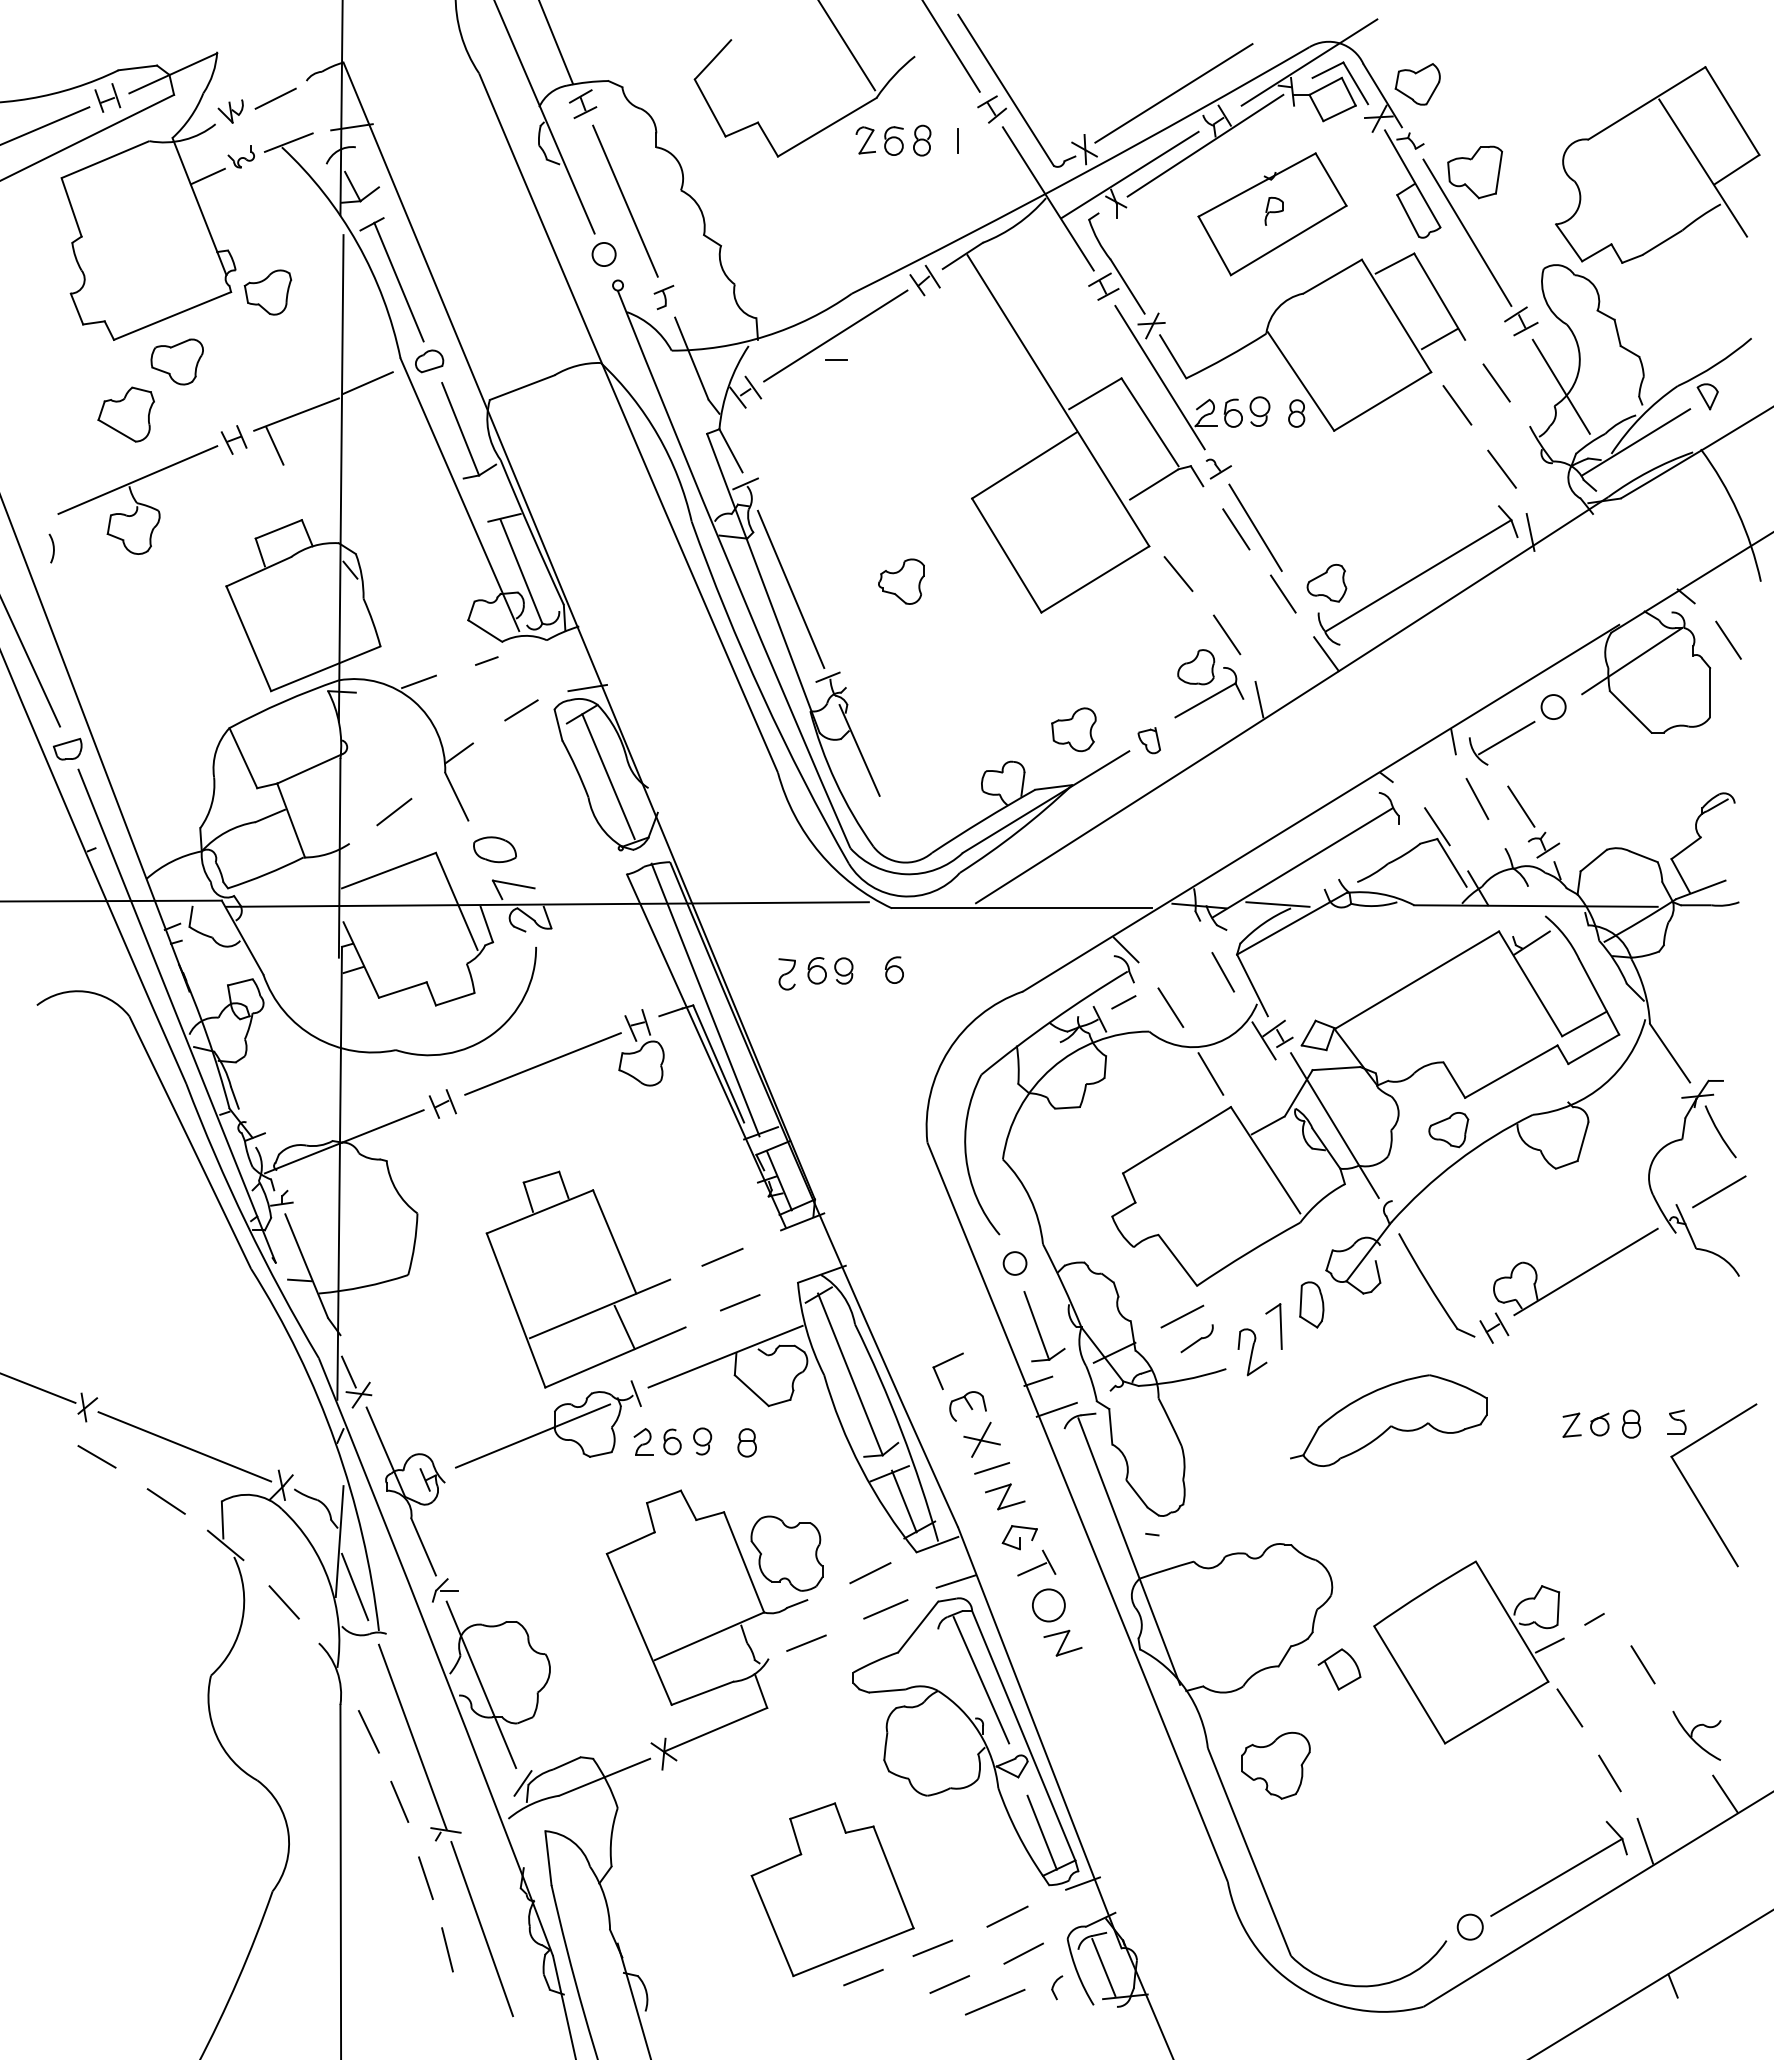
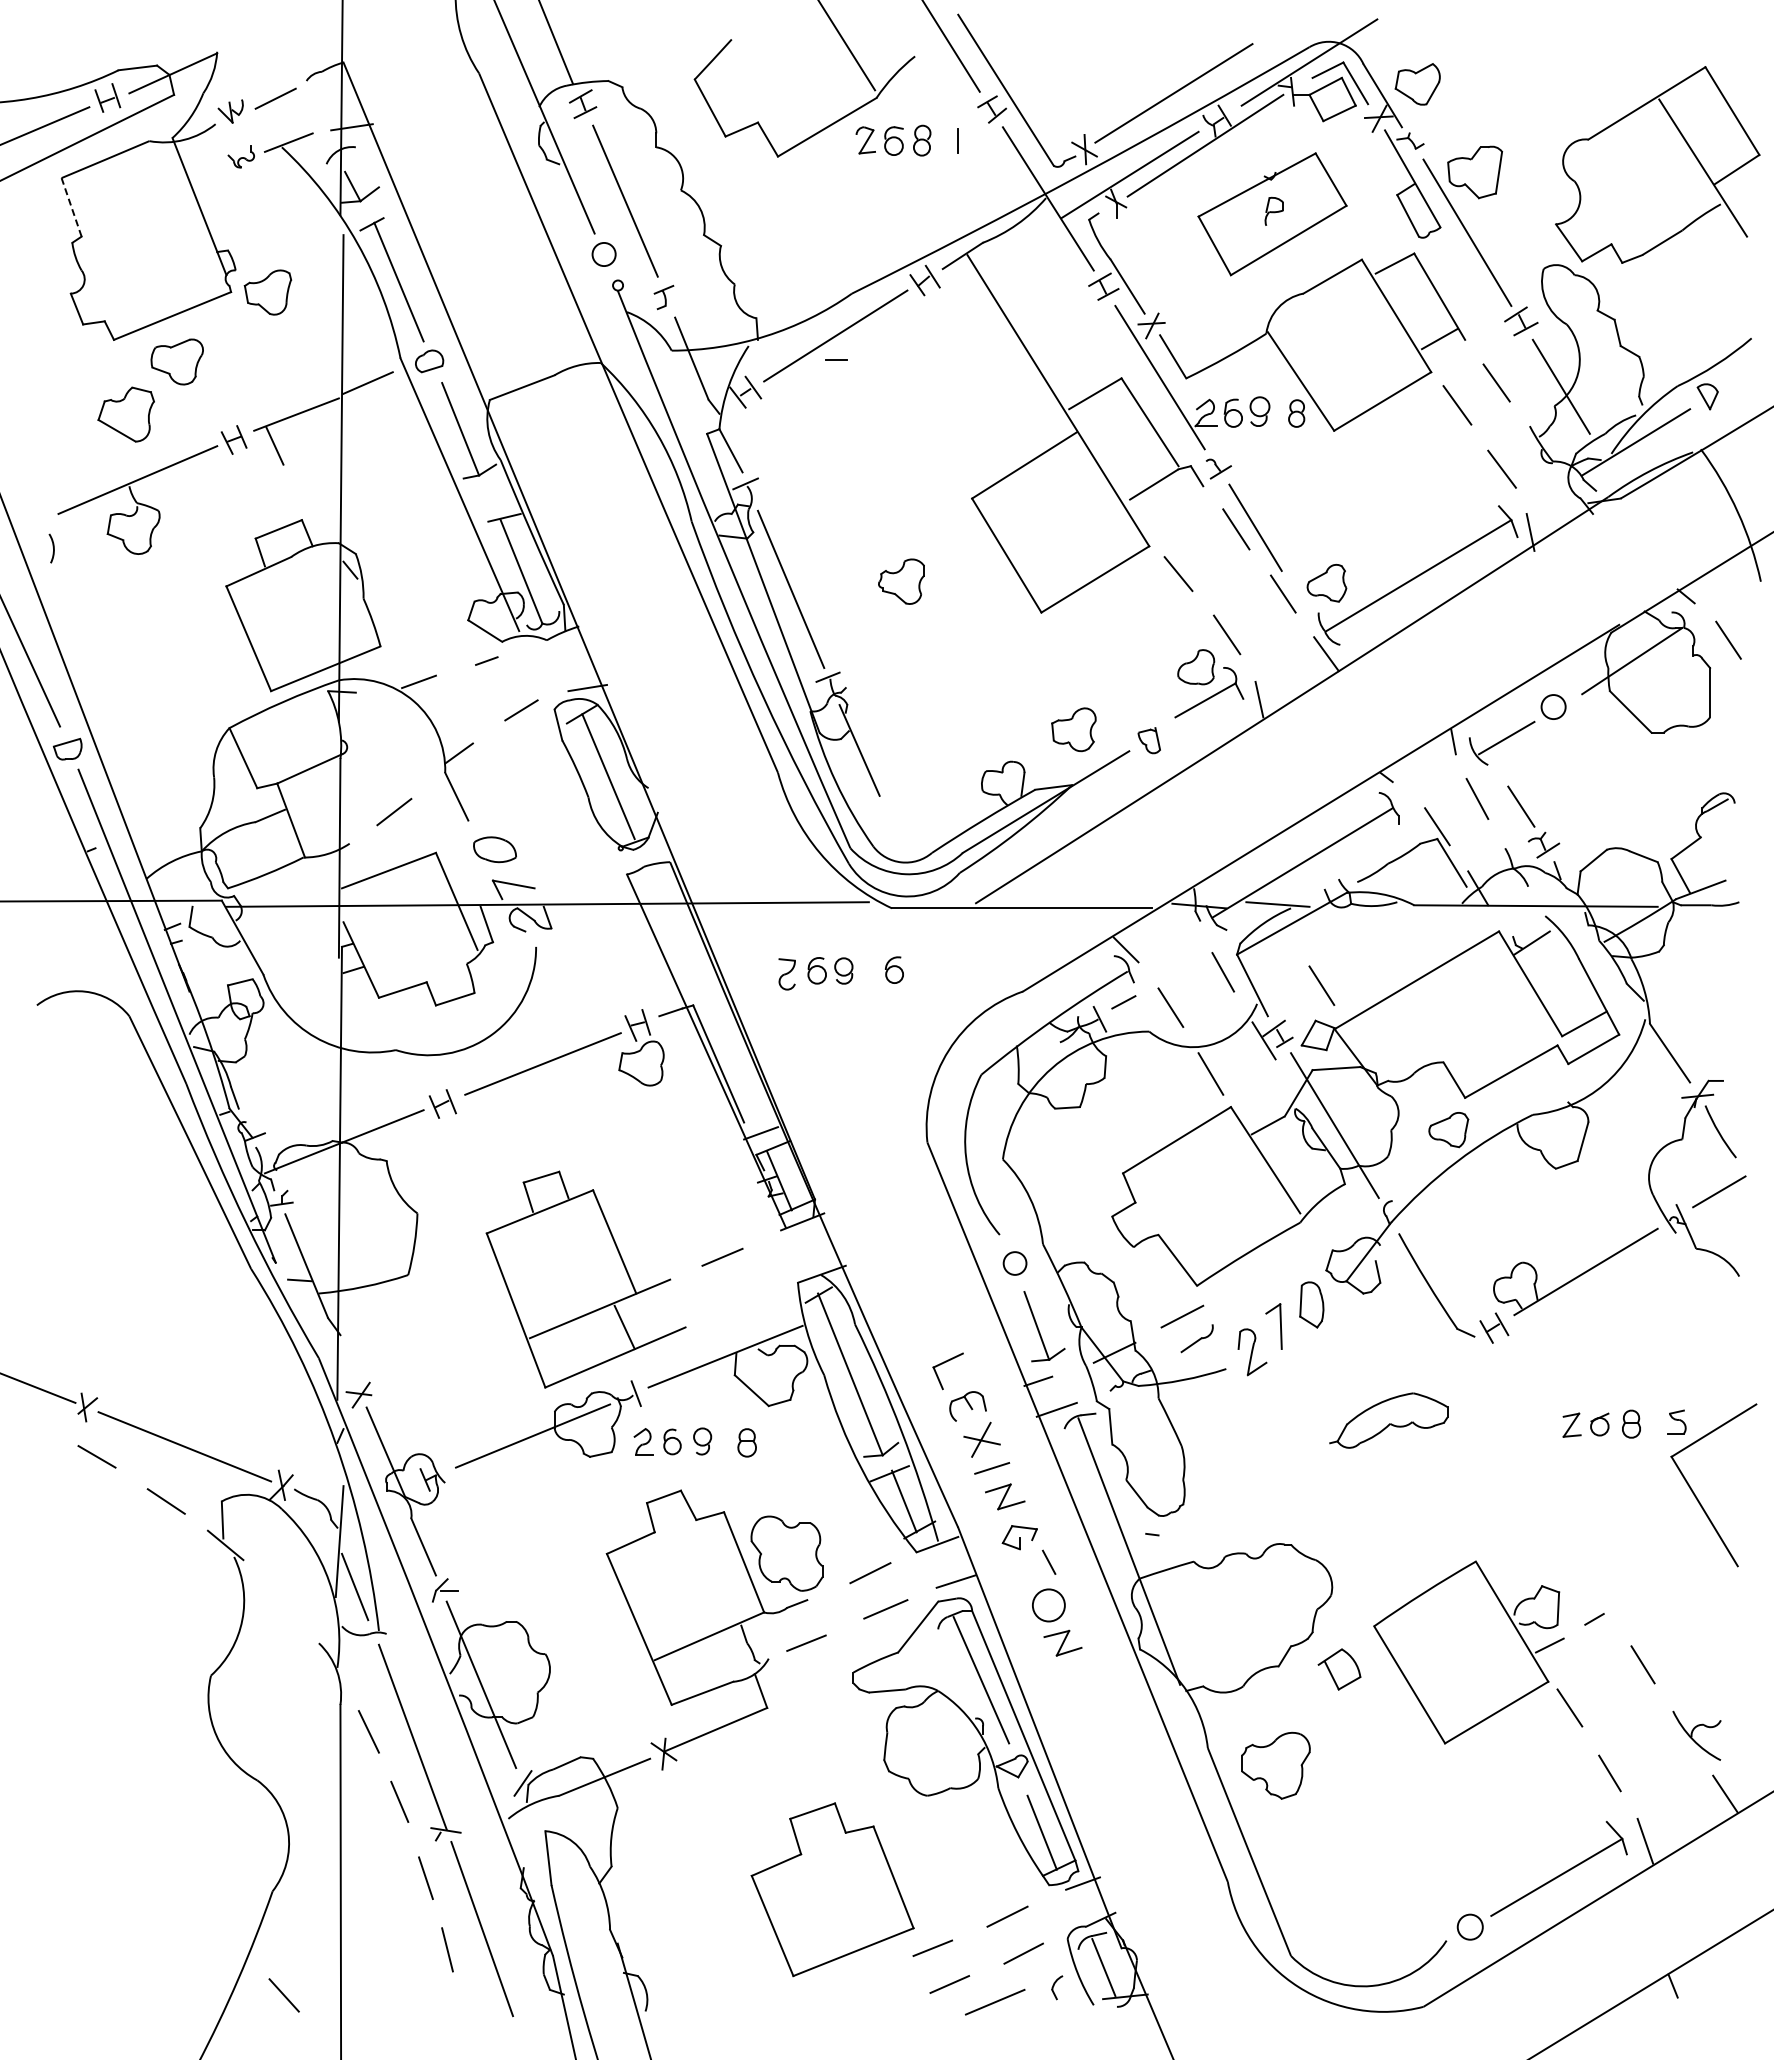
line: present -> none (207, 176)
line: solid -> dashed (71, 207)
line: none -> present (1321, 985)
line: present -> none (705, 999)
line: present -> none (740, 1302)
line: present -> none (348, 1371)
part size: 198x93 px -> 120x57 px (1388, 1420)
line: present -> none (1032, 1569)
line position: (283, 1602) -> (283, 1995) (283, 1995)
line: present -> none (863, 1977)
